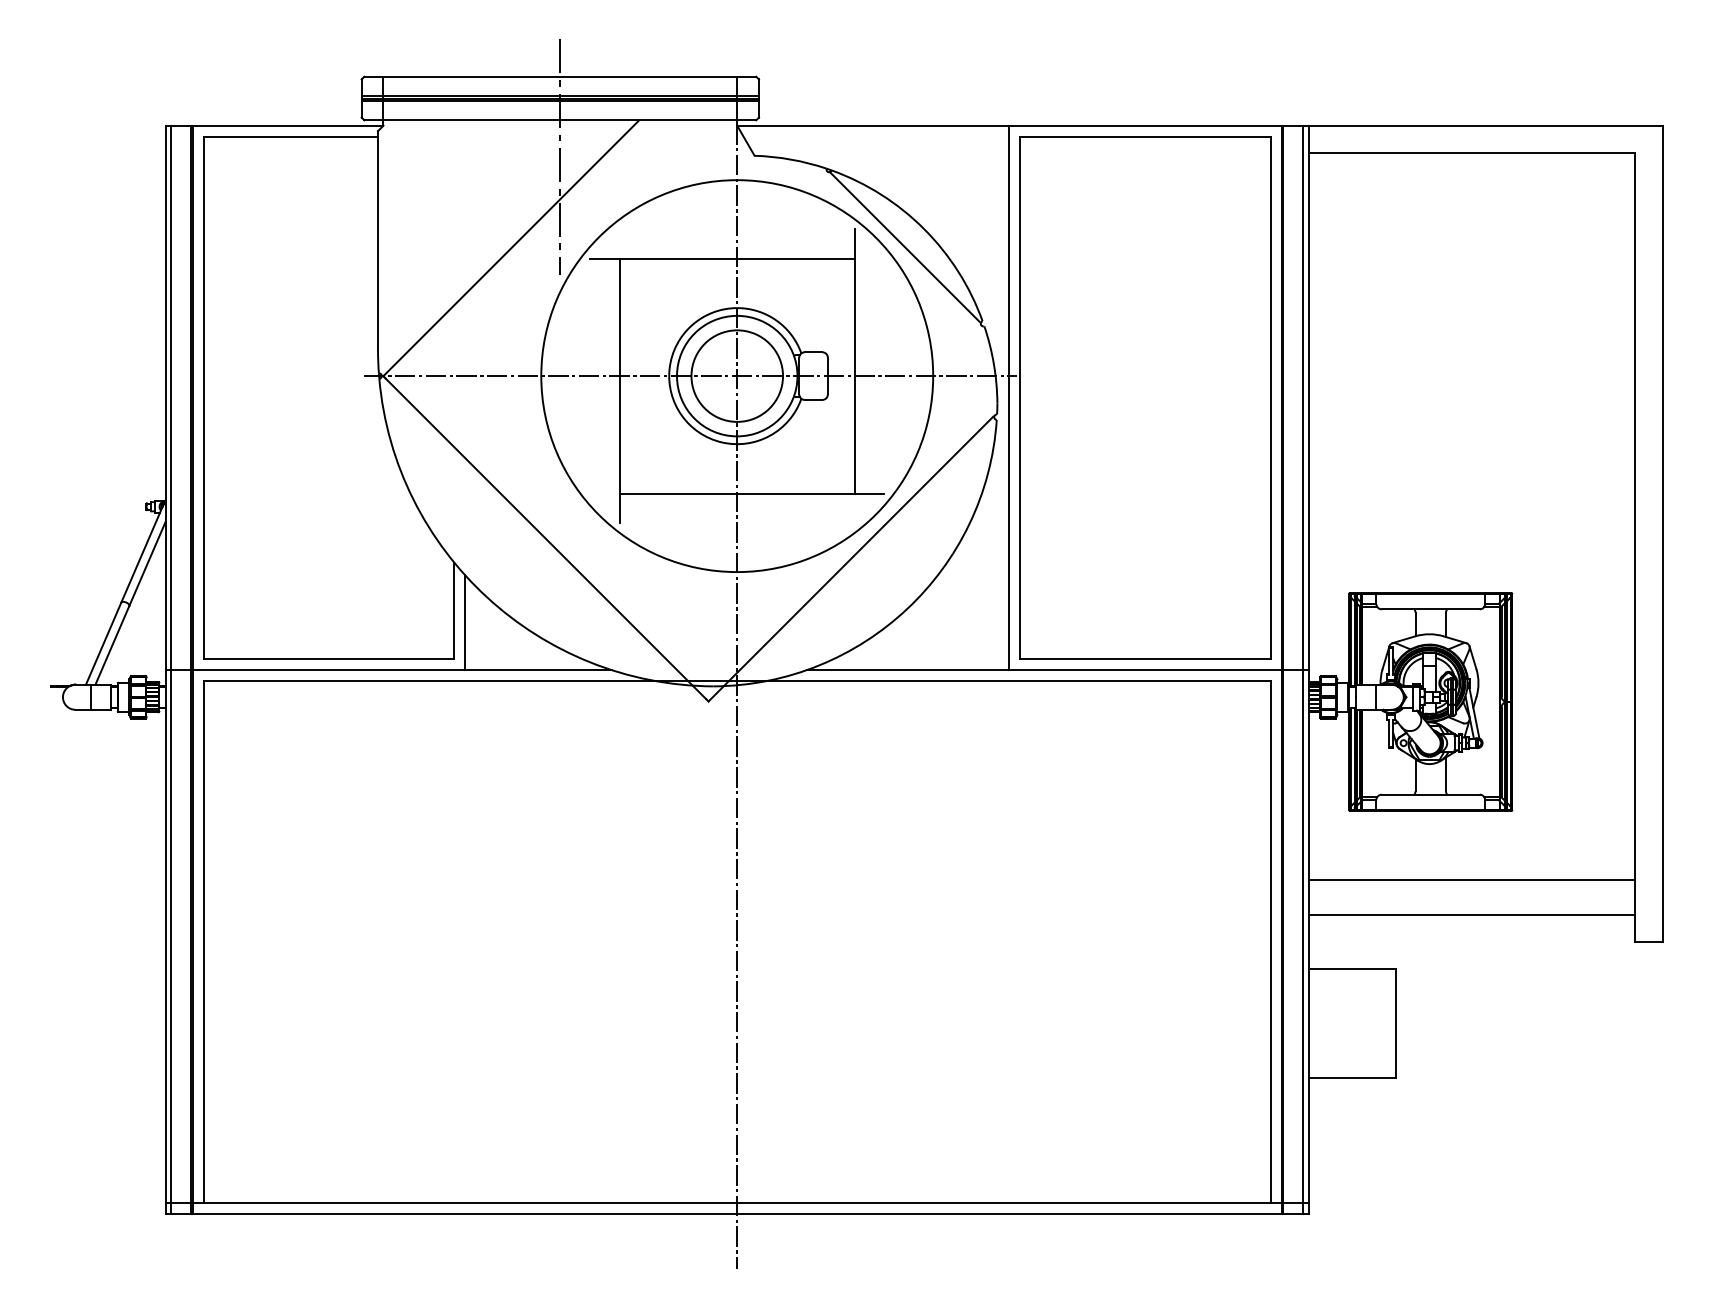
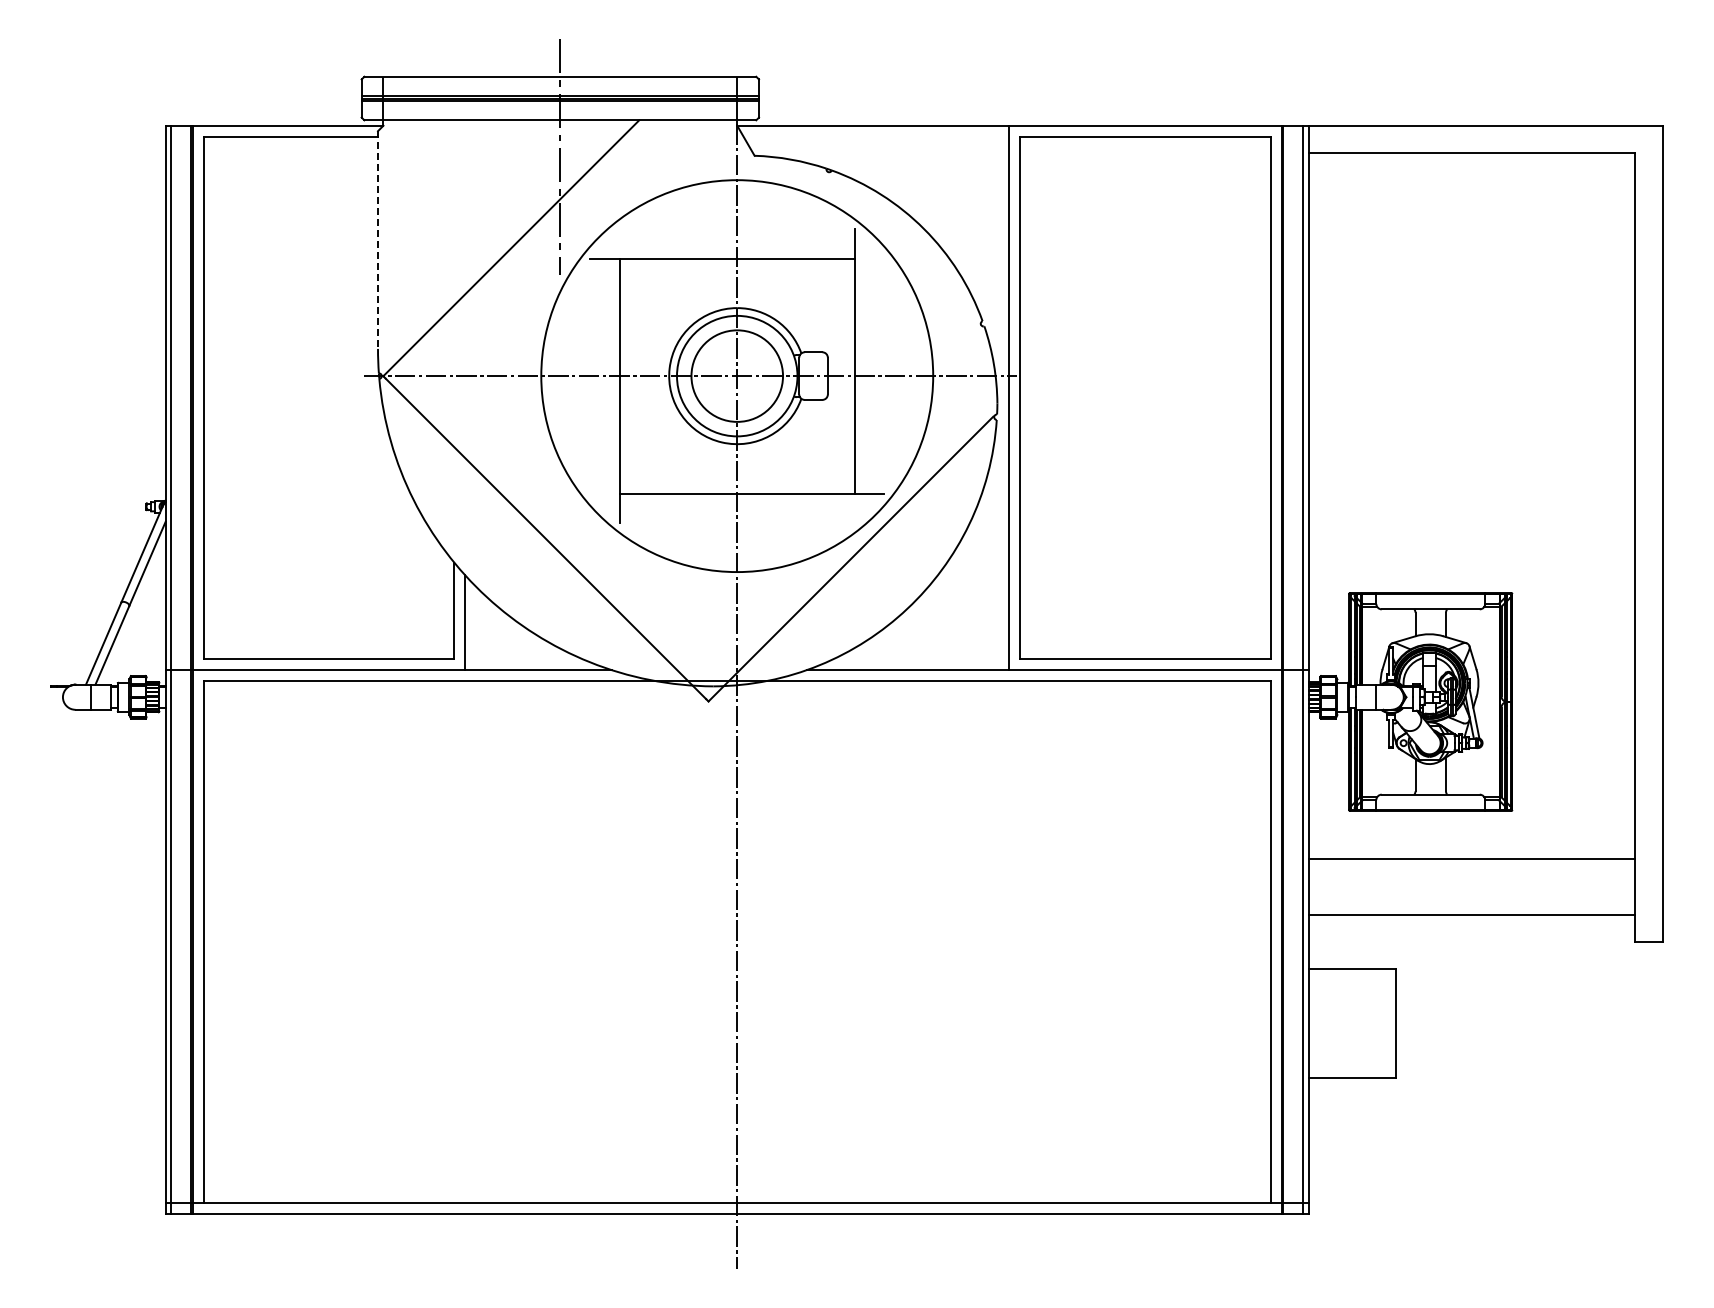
line: solid -> dashed (378, 240)
line: present -> none (904, 246)
line position: (1471, 879) -> (1471, 858) (1471, 858)
